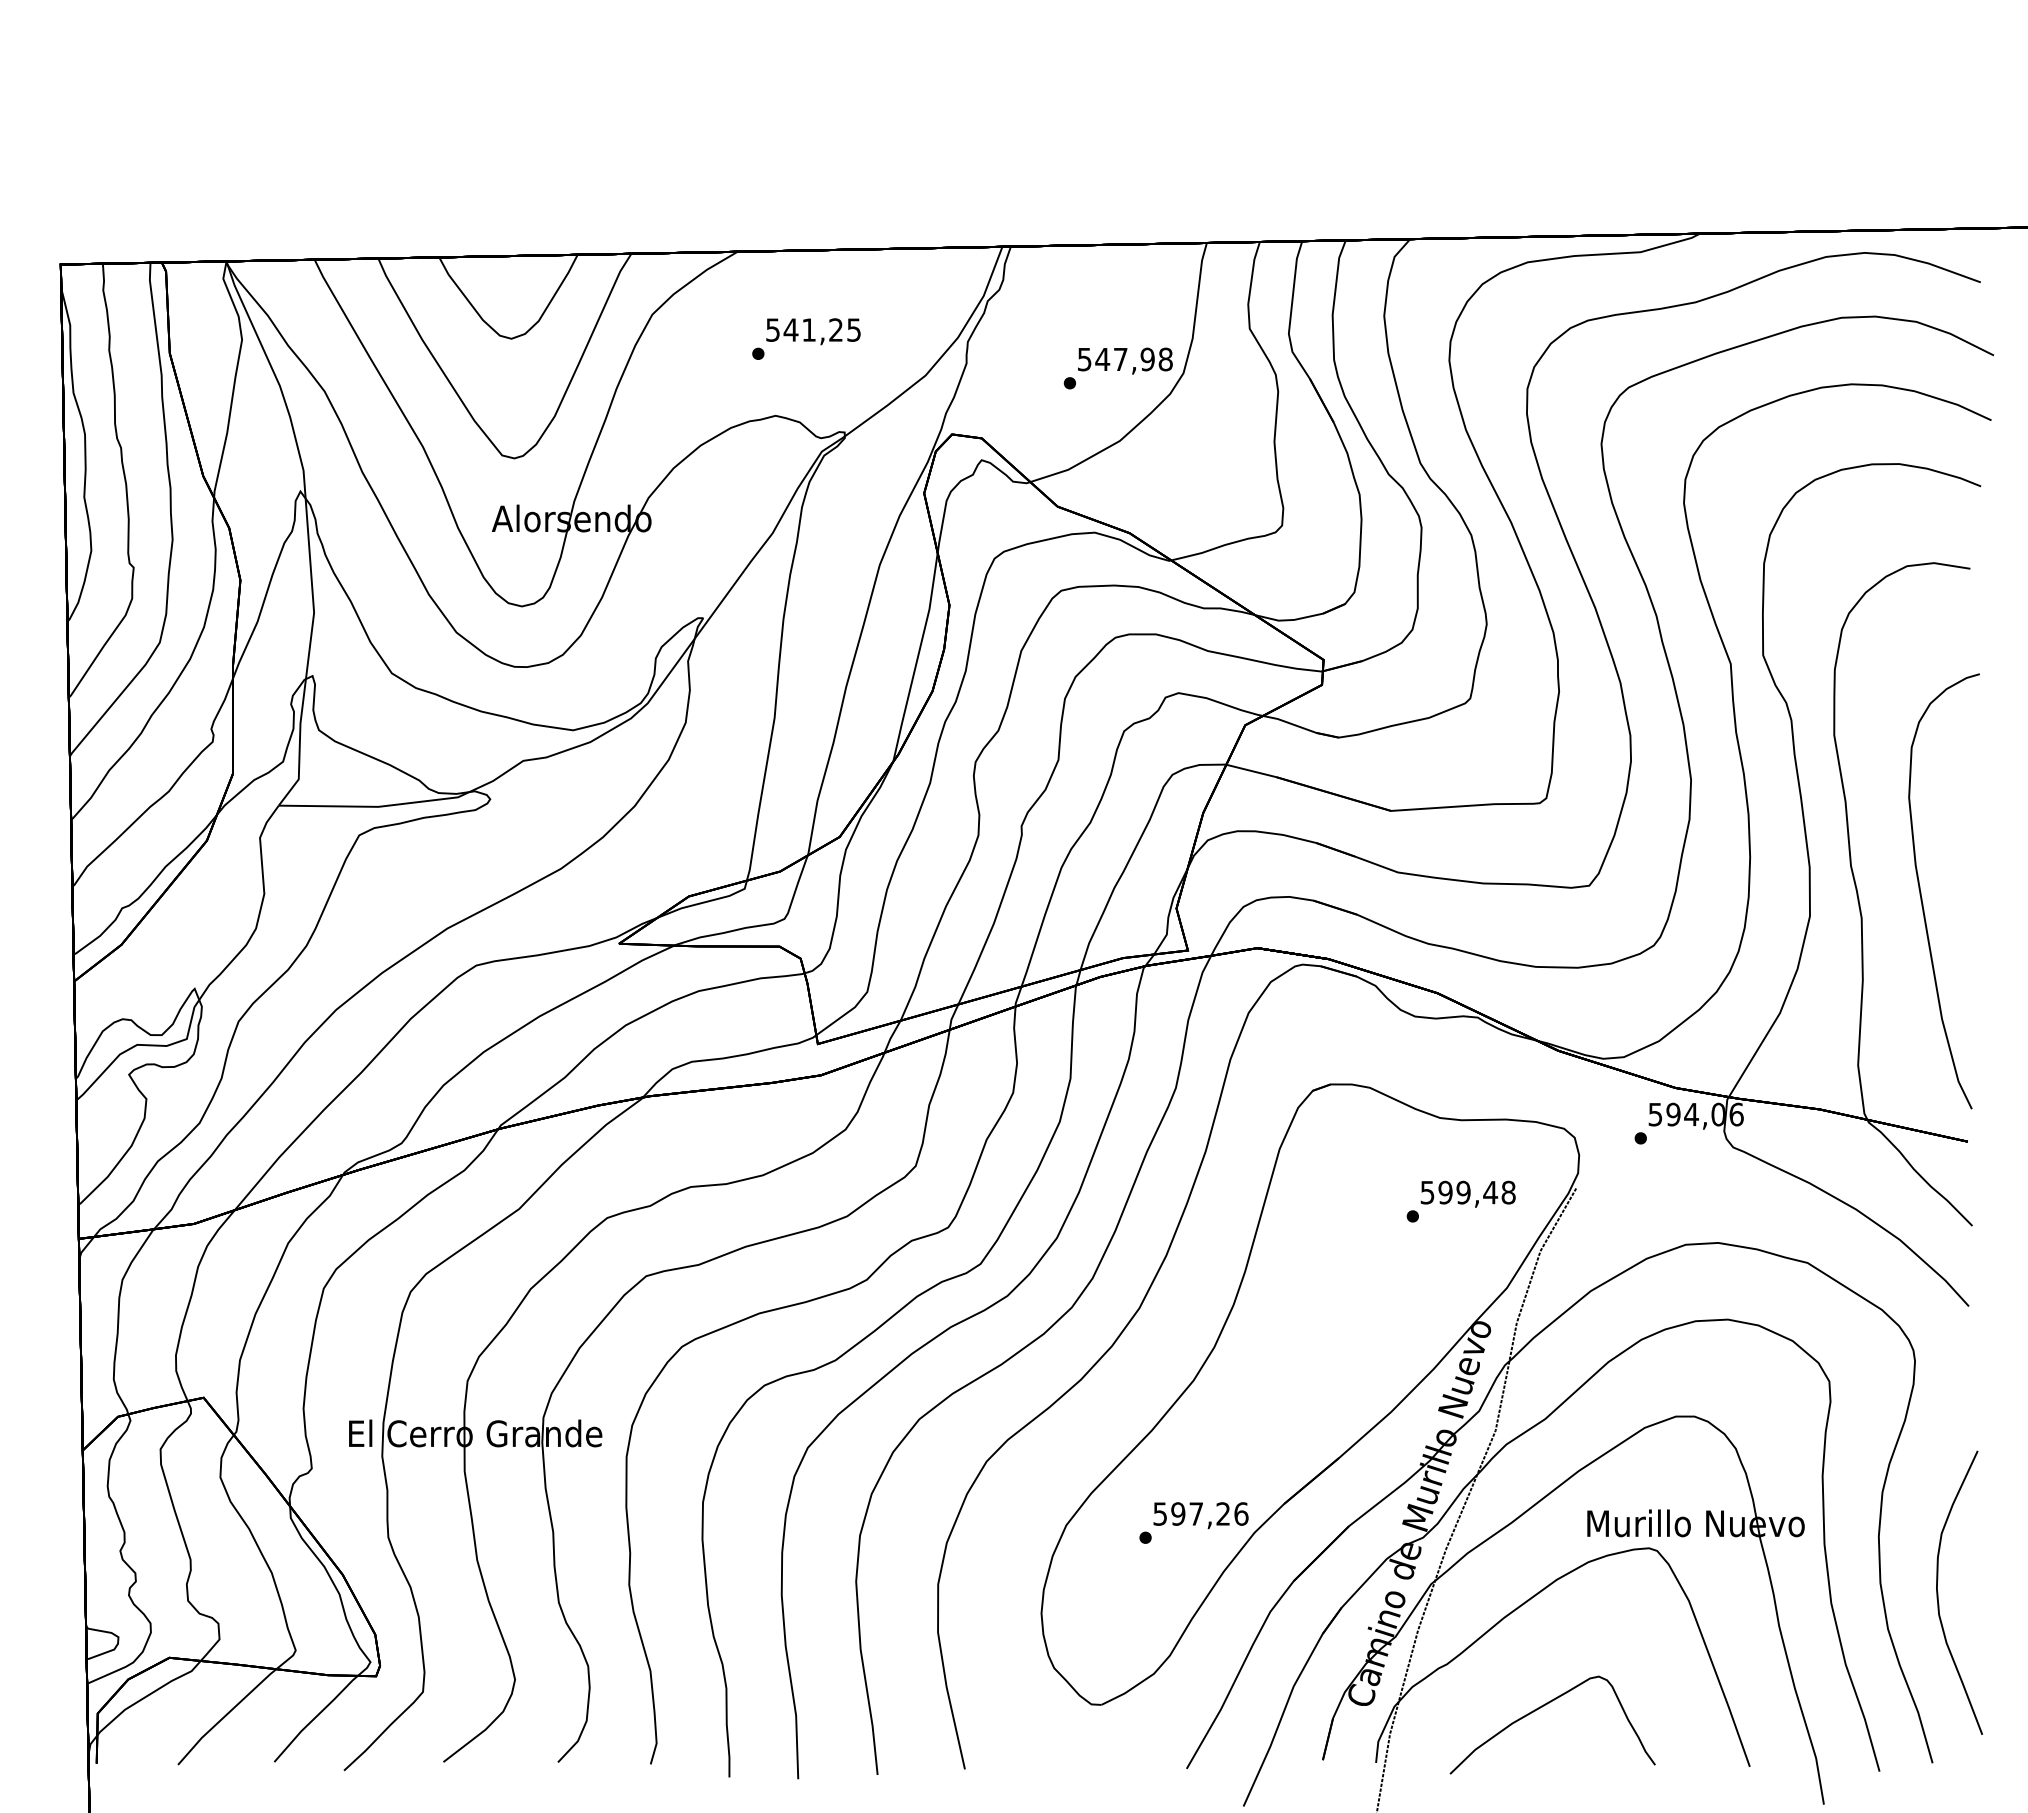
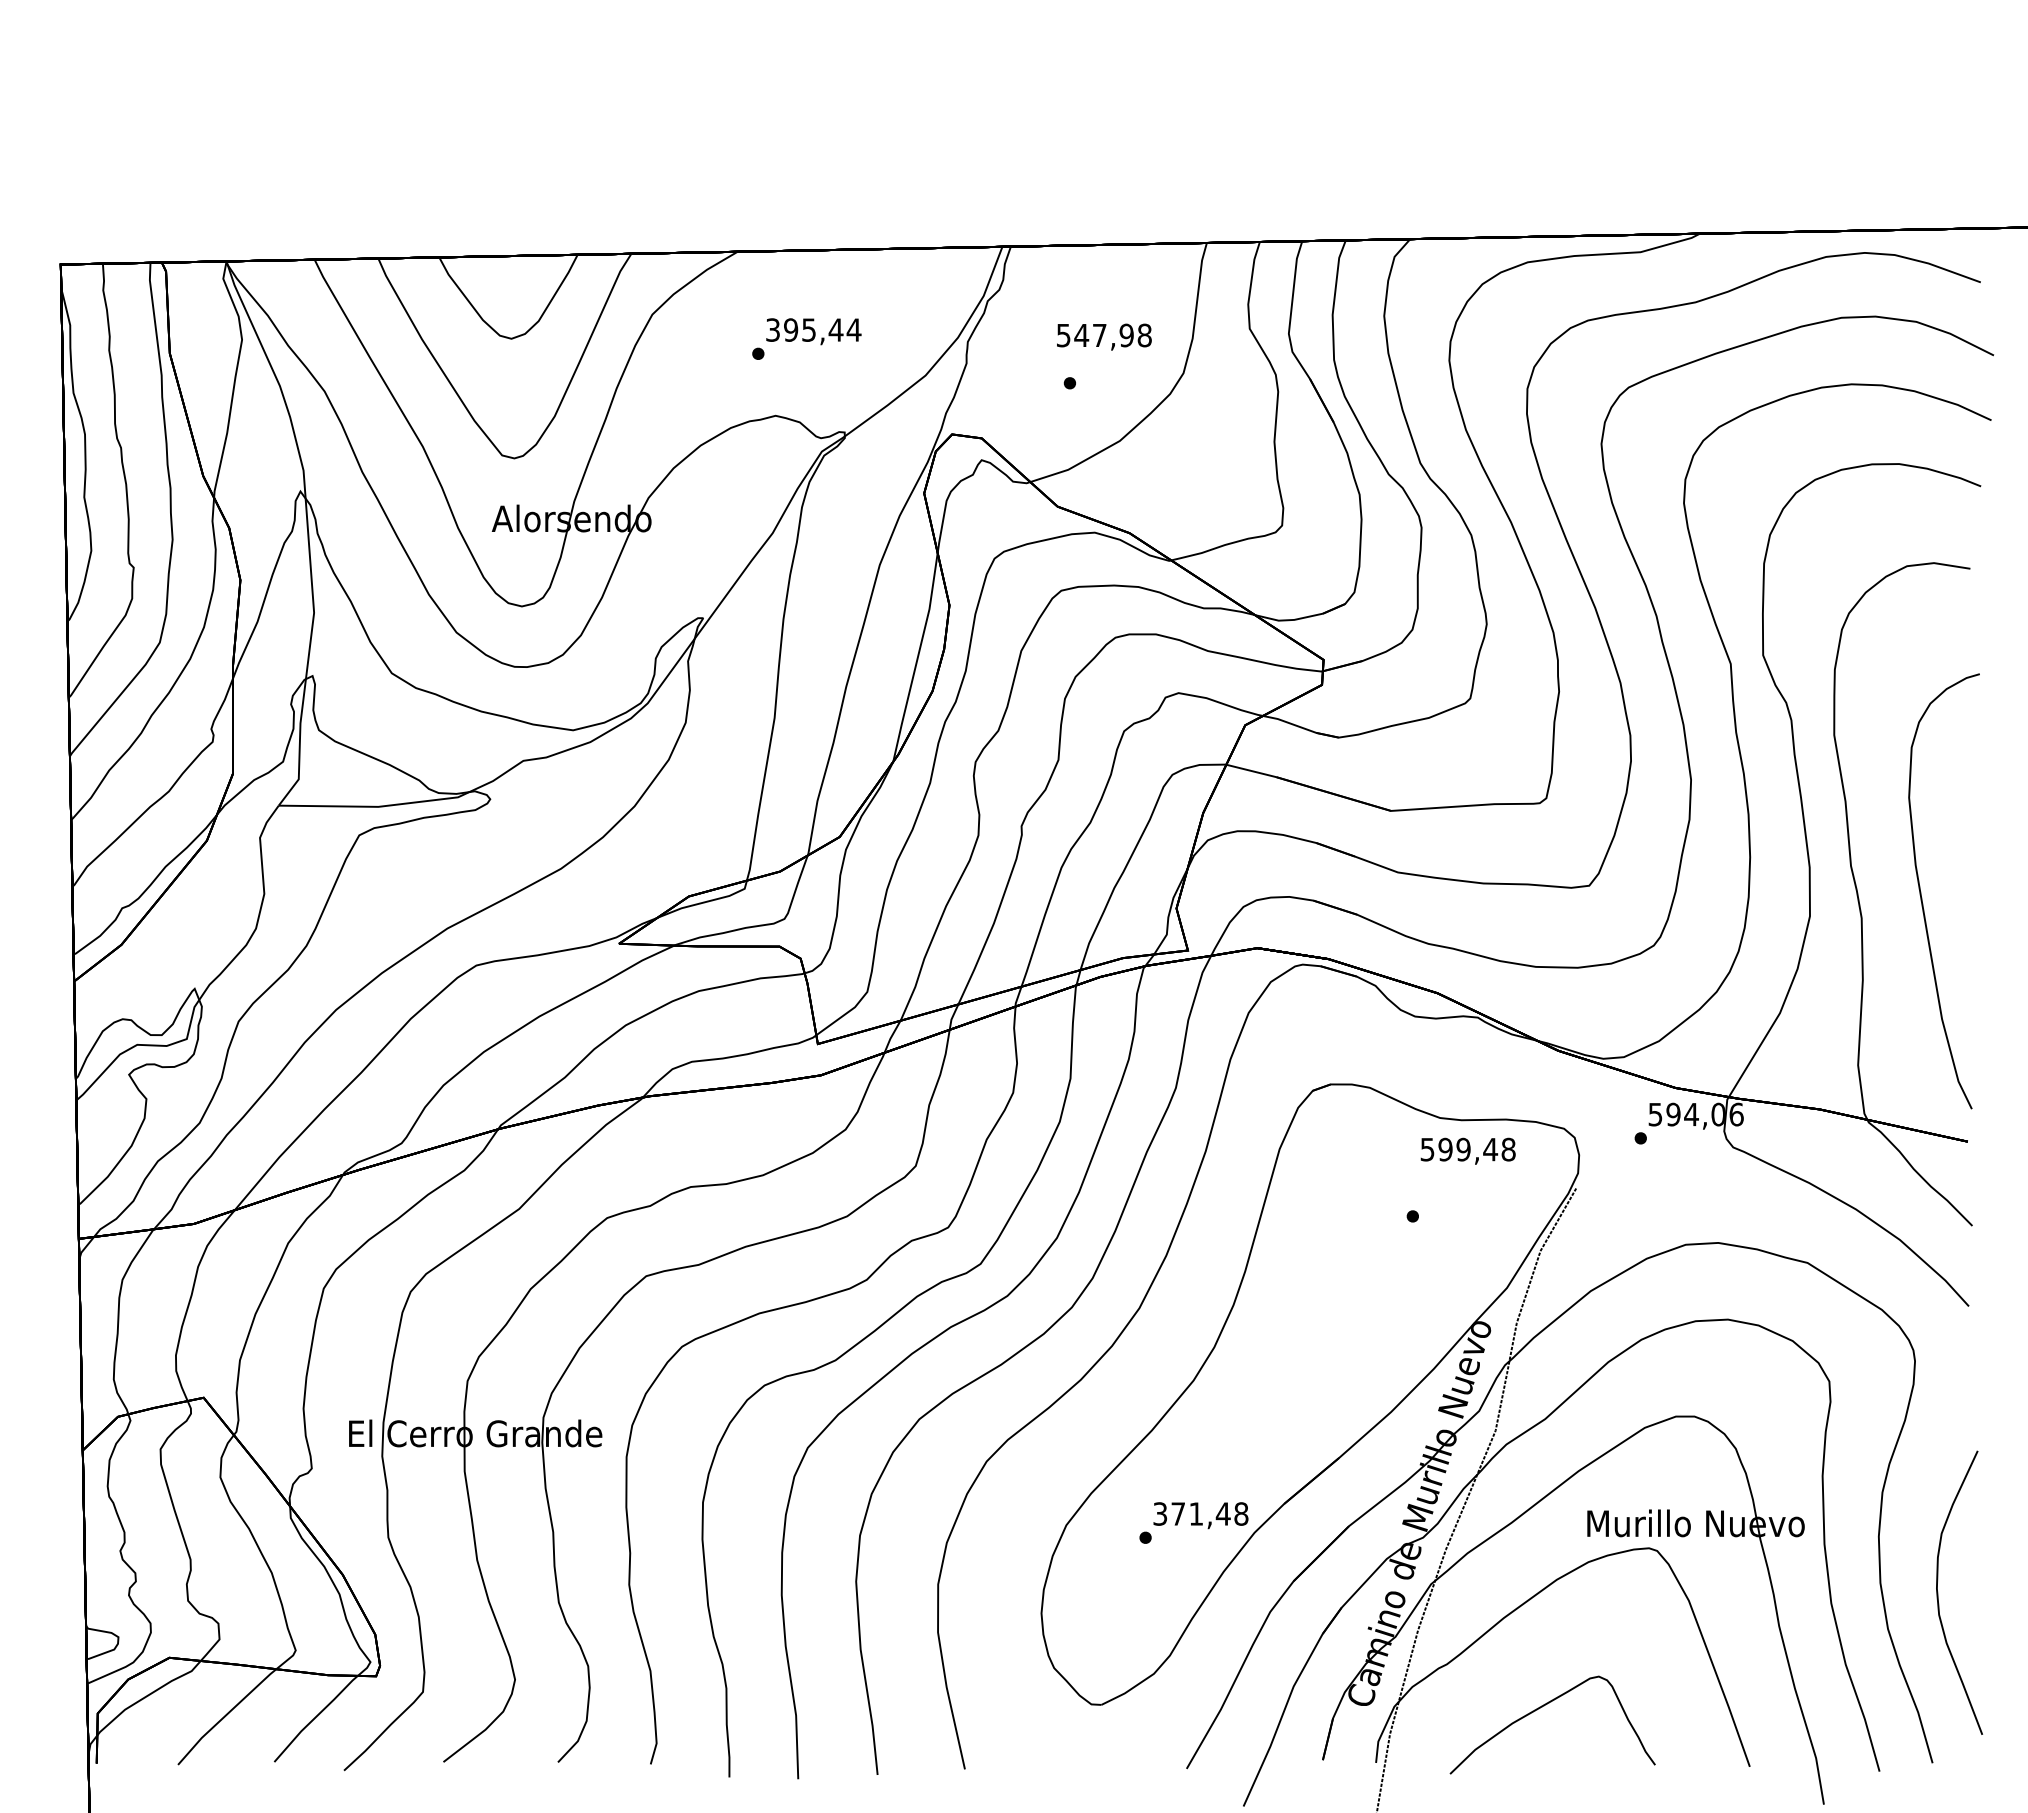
text: 541,25 -> 395,44 (814, 329)
text position: (1125, 360) -> (1104, 336) (1104, 336)
text position: (1467, 1193) -> (1467, 1150) (1467, 1150)
text: 597,26 -> 371,48 (1201, 1513)
